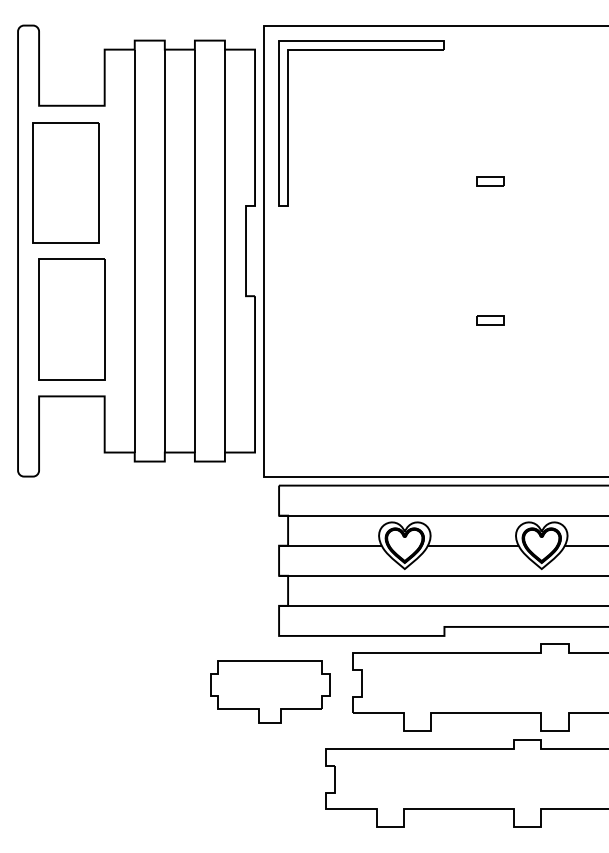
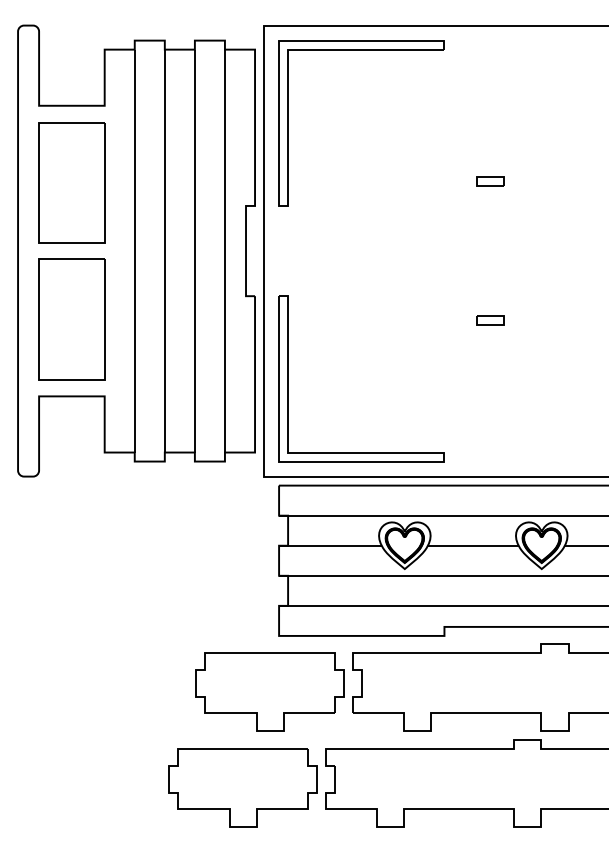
part position: (65, 182) -> (71, 182) (71, 182)
part: none -> present (288, 378)
part size: 121x64 px -> 150x80 px (269, 691)
part: none -> present (242, 787)
